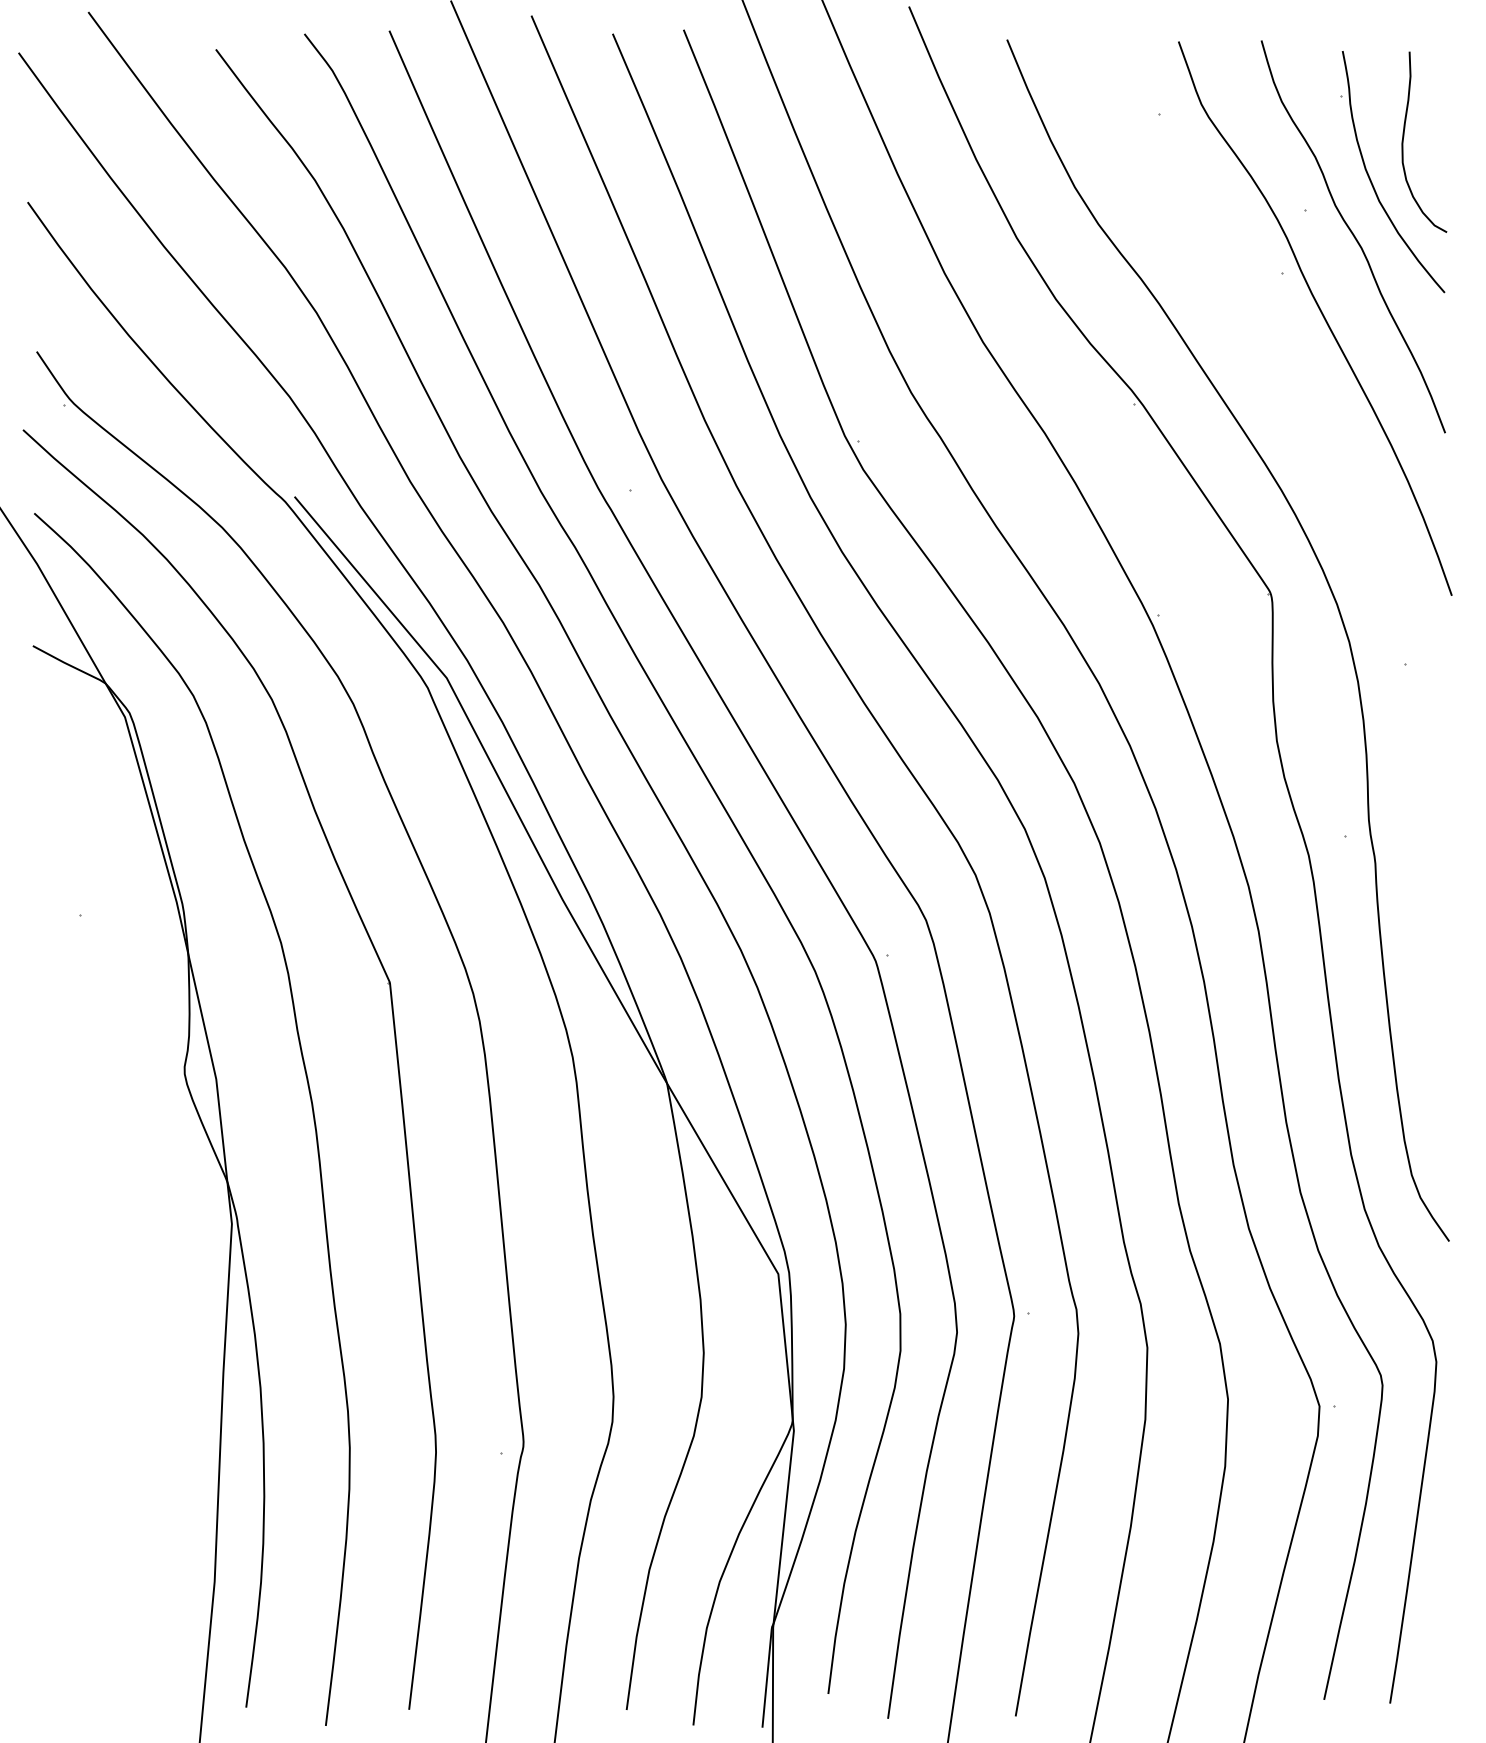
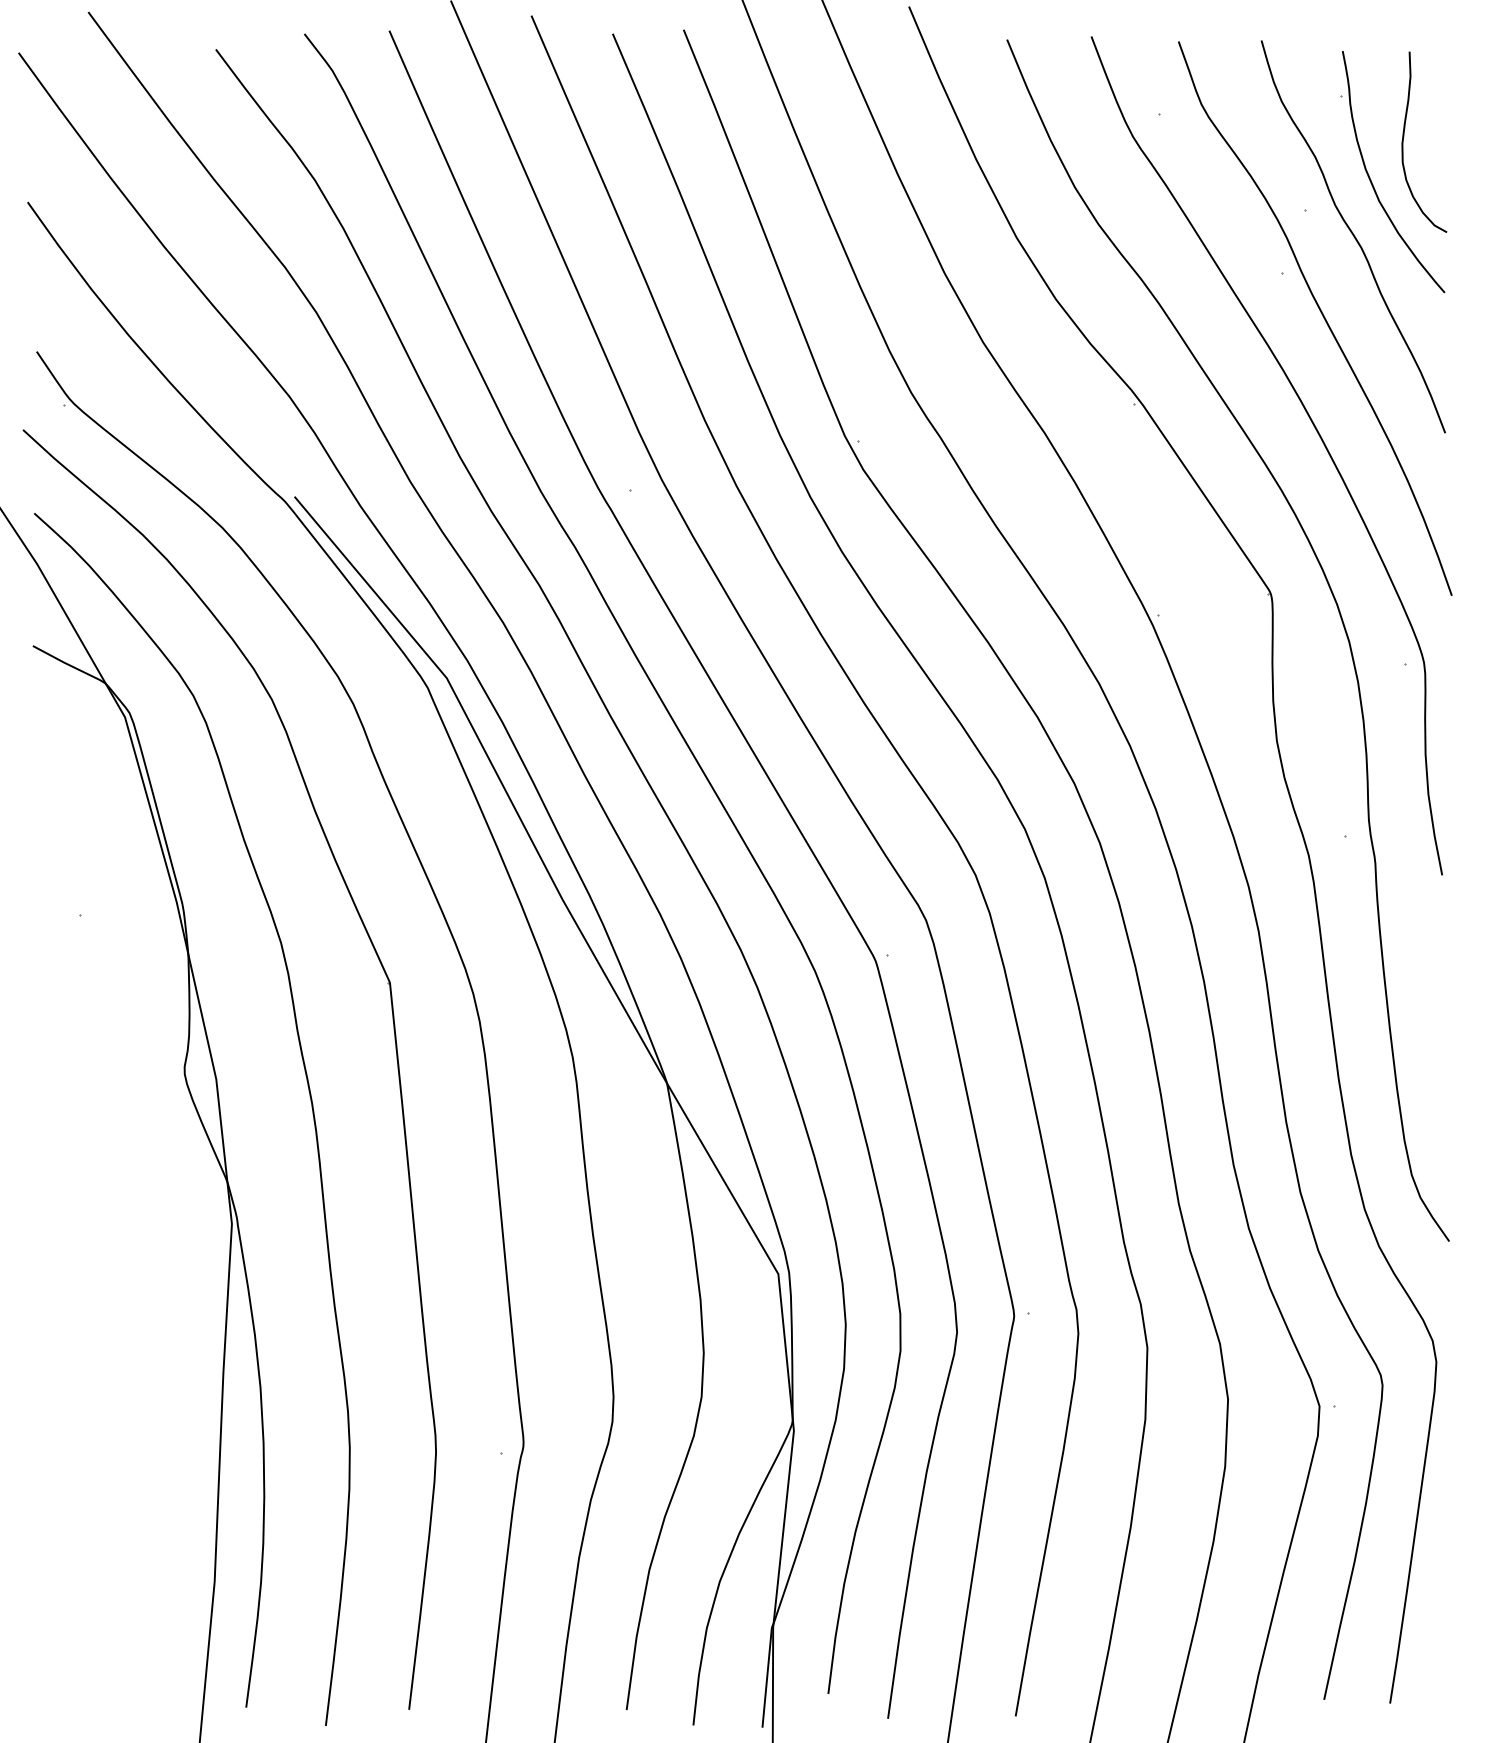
curve: none -> present (1314, 428)
